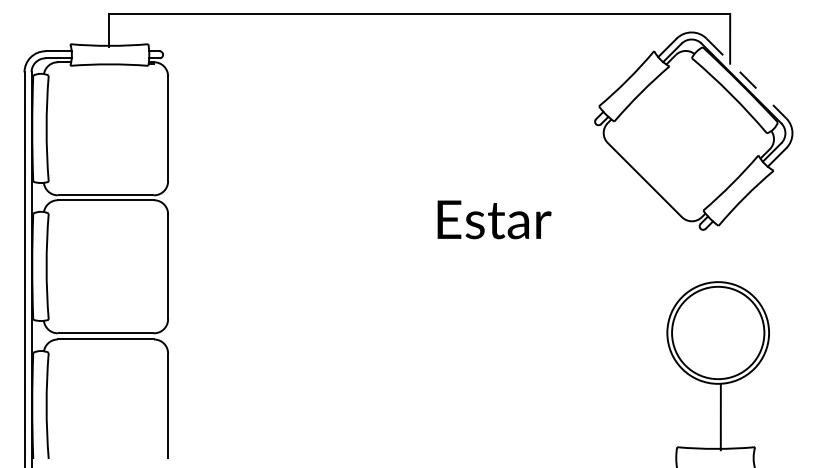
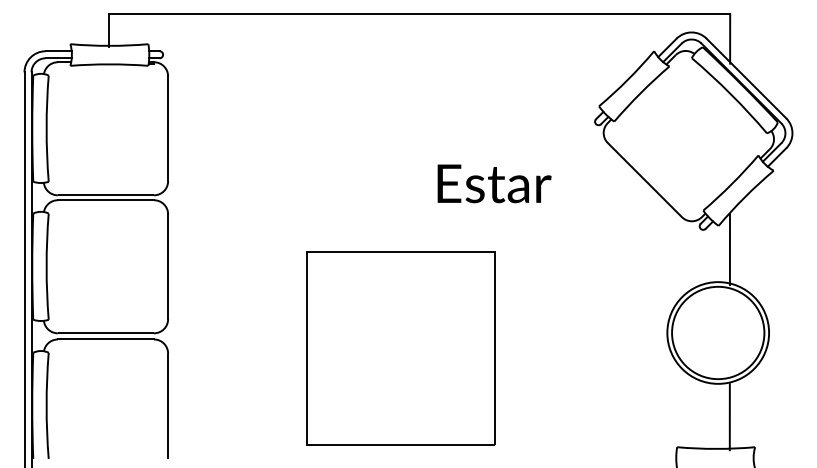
line: dashed -> solid (746, 78)
text position: (494, 219) -> (494, 183) (494, 183)
line: none -> present (729, 249)
part: none -> present (400, 348)
line position: (720, 417) -> (729, 417) (729, 417)
